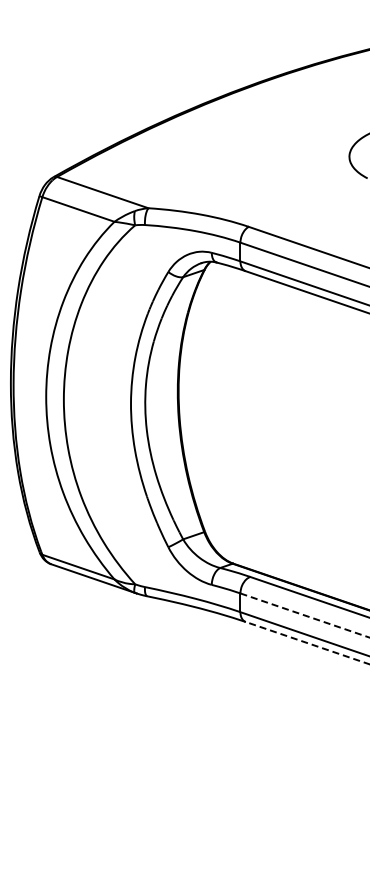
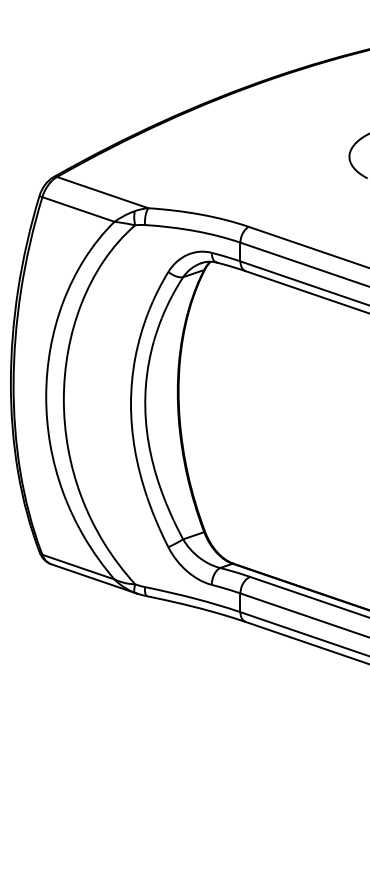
line: dashed -> solid (304, 615)
line: dashed -> solid (307, 643)
